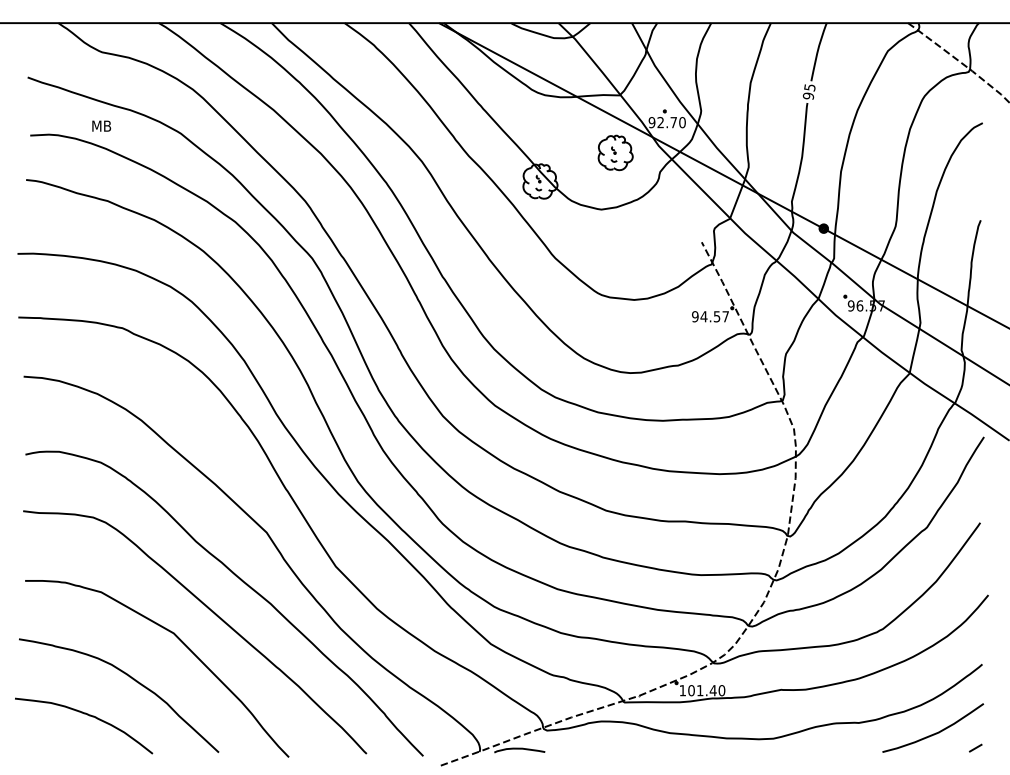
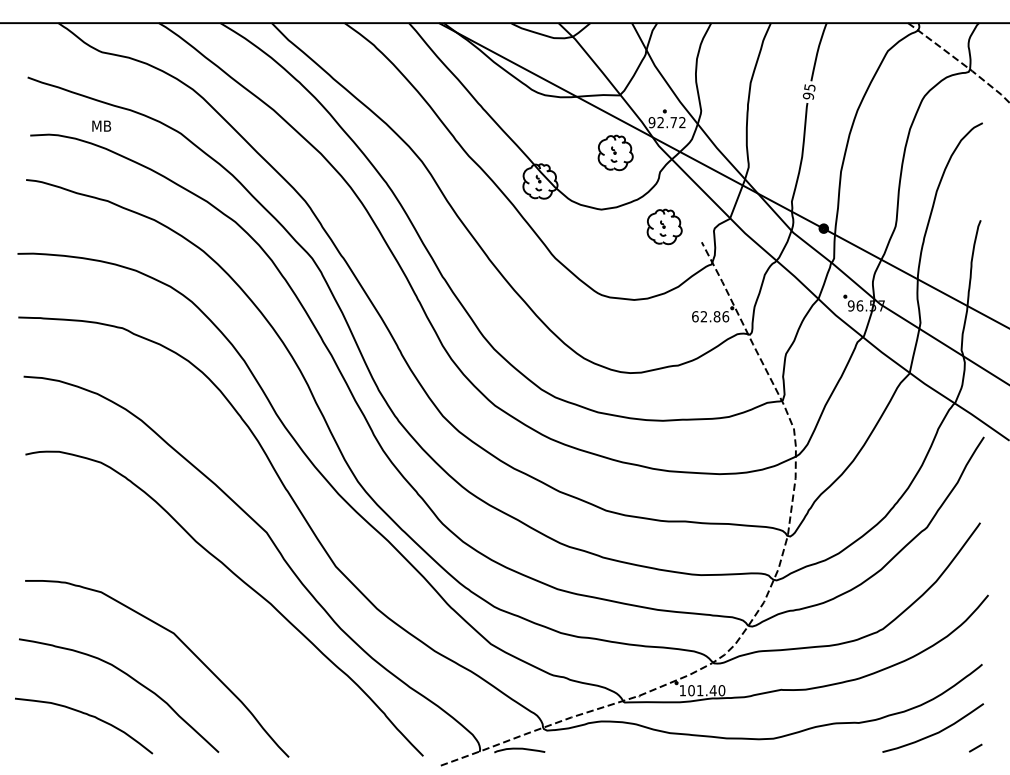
text: 92.70 -> 92.72 (682, 122)
part: none -> present (664, 226)
text: 94.57 -> 62.86 (710, 316)
curve: present -> none (209, 610)
